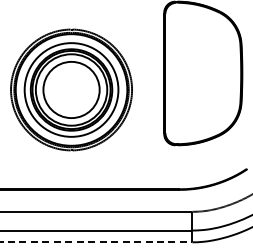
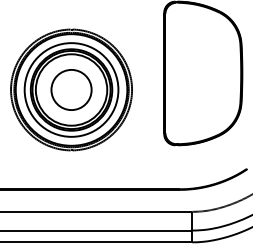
circle diameter: 56 px -> 40 px (71, 89)
line: dashed -> solid (96, 242)
